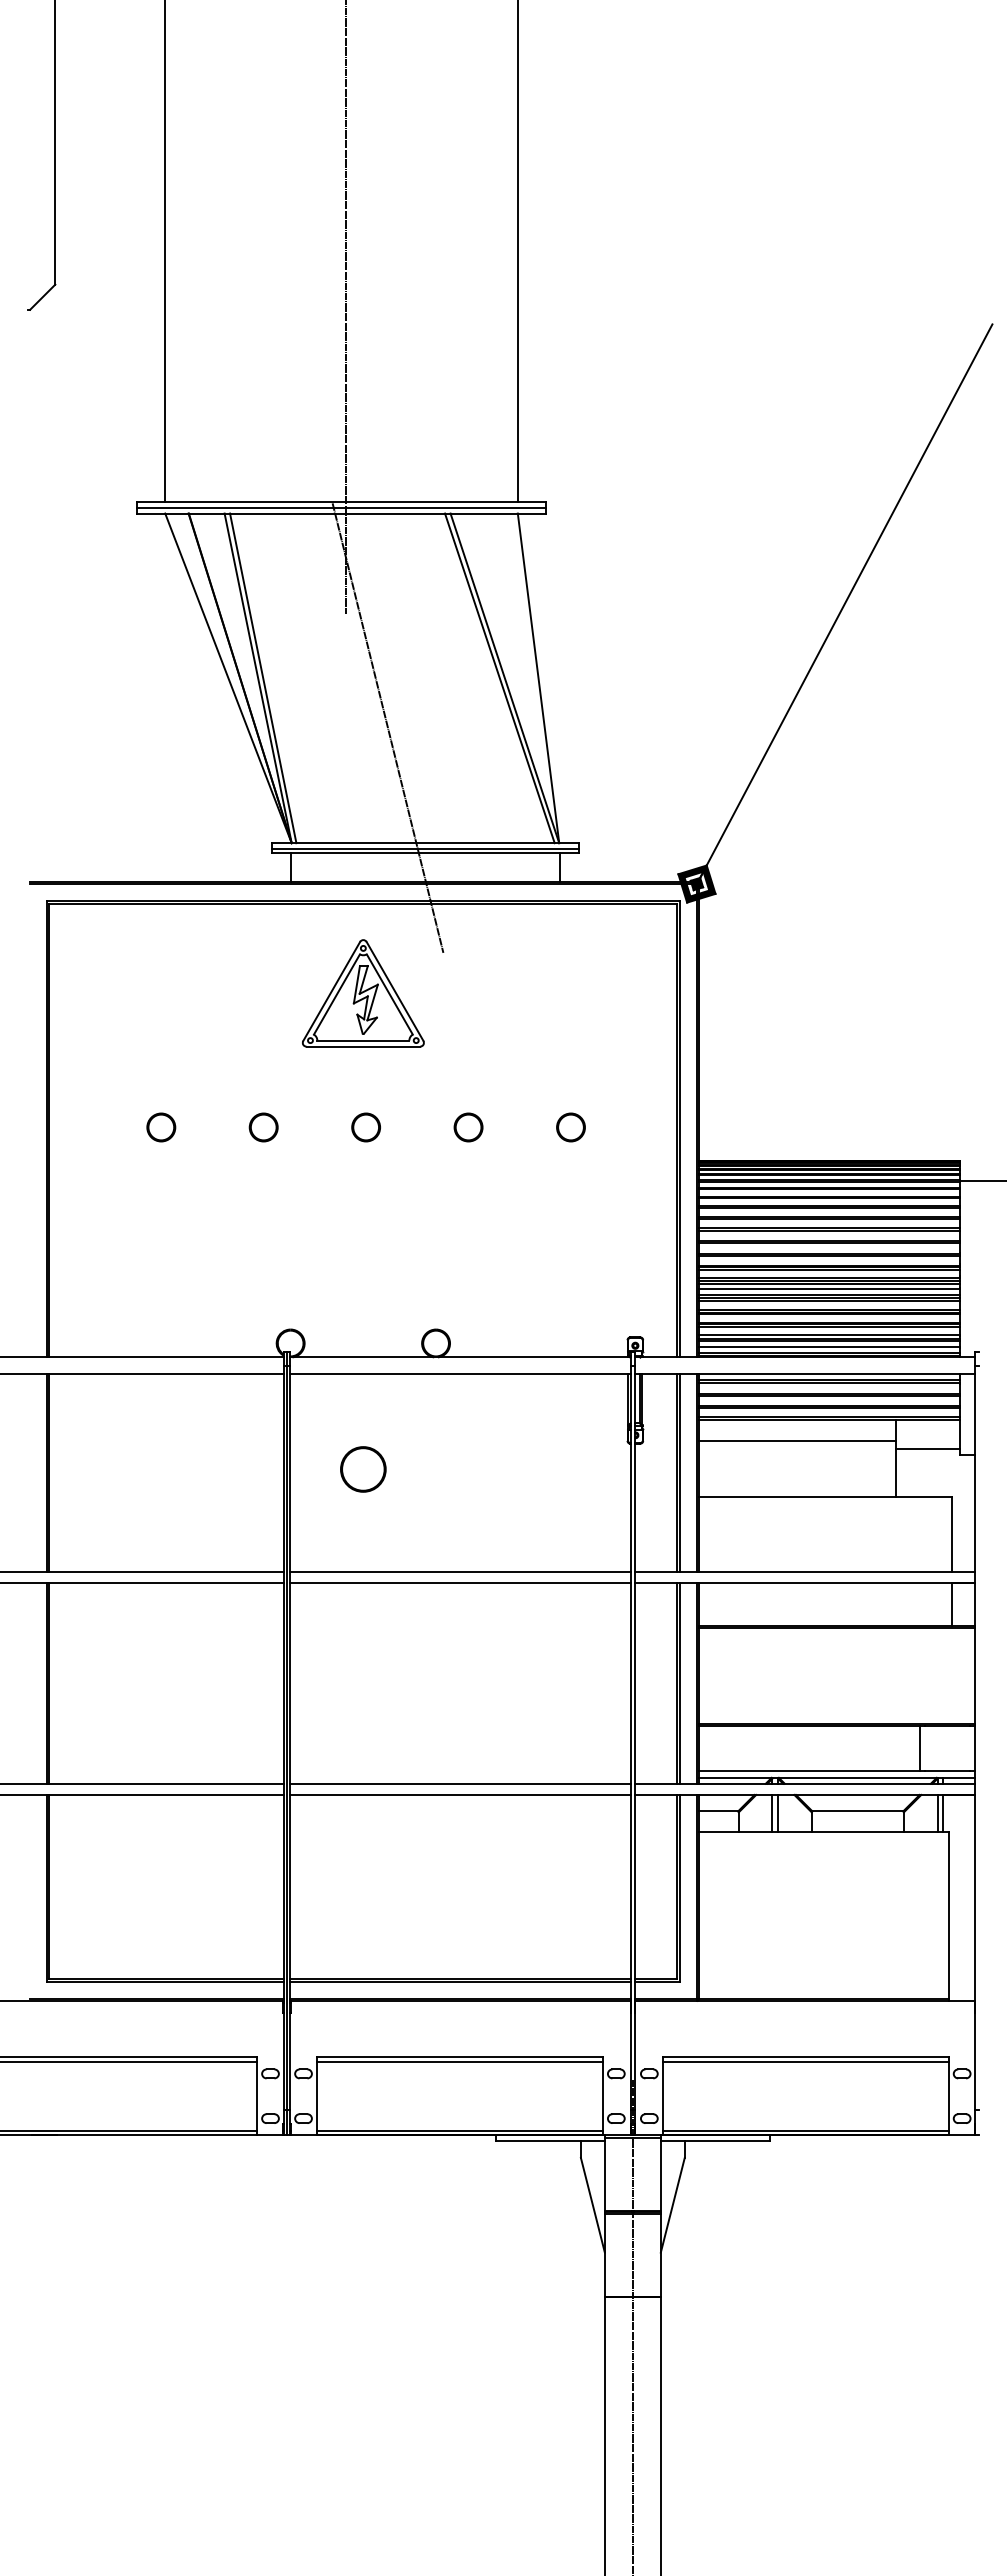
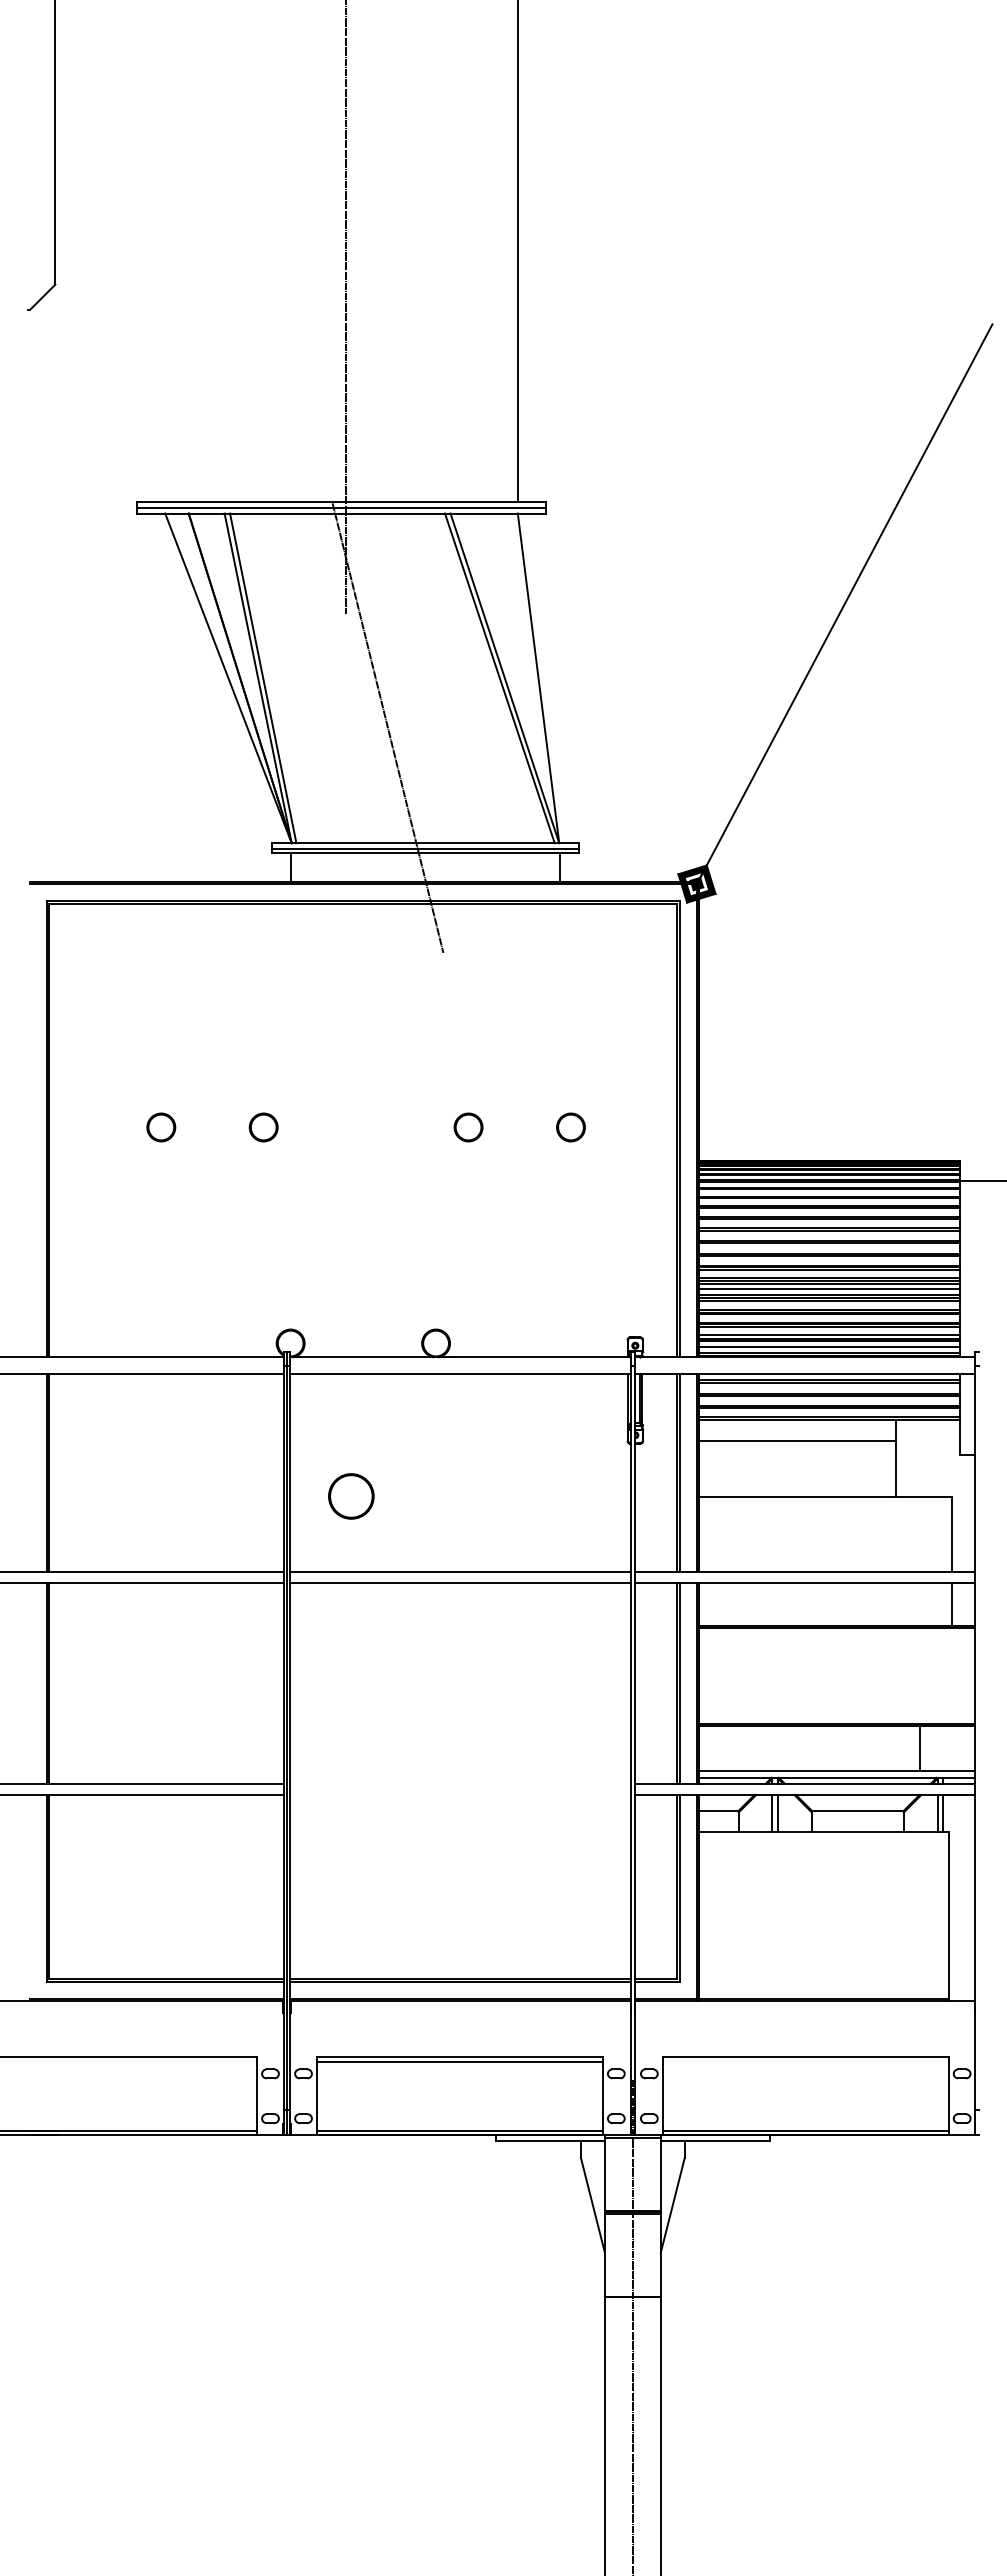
line: present -> none (165, 252)
part: present -> none (363, 993)
part: present -> none (365, 1127)
line: present -> none (927, 1449)
circle position: (363, 1469) -> (351, 1496) (351, 1496)
line: present -> none (460, 1783)
line: present -> none (460, 1794)
line: present -> none (129, 2061)
line: present -> none (805, 2061)
